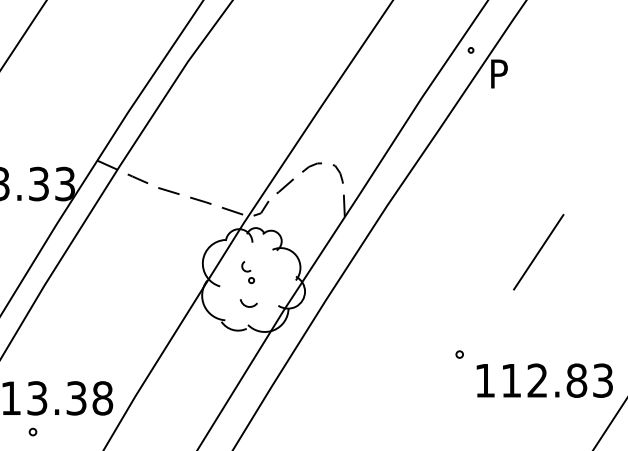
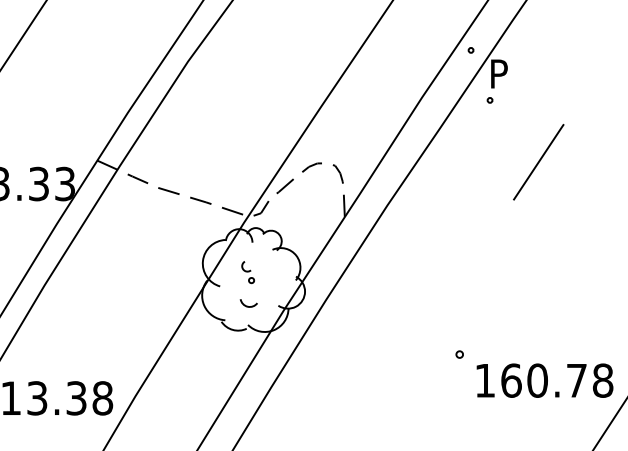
part: none -> present (489, 100)
line position: (538, 252) -> (538, 162) (538, 162)
text: 112.83 -> 160.78 (557, 380)
part: present -> none (32, 431)
